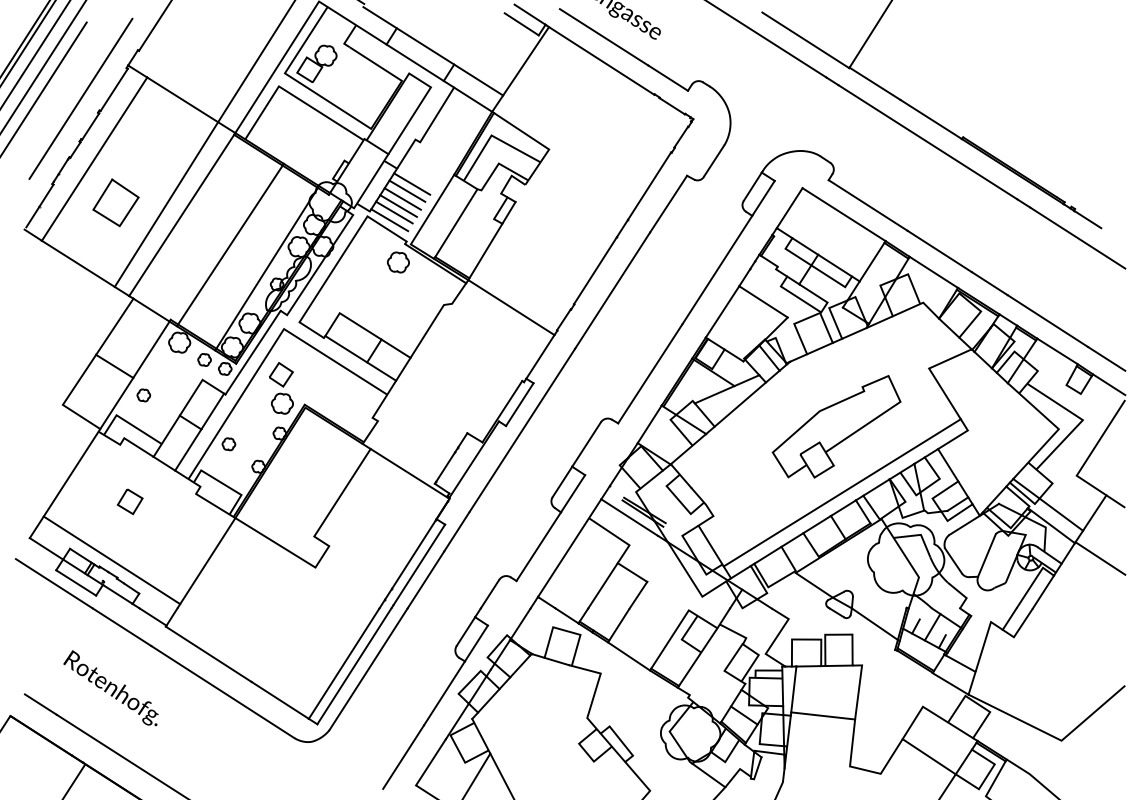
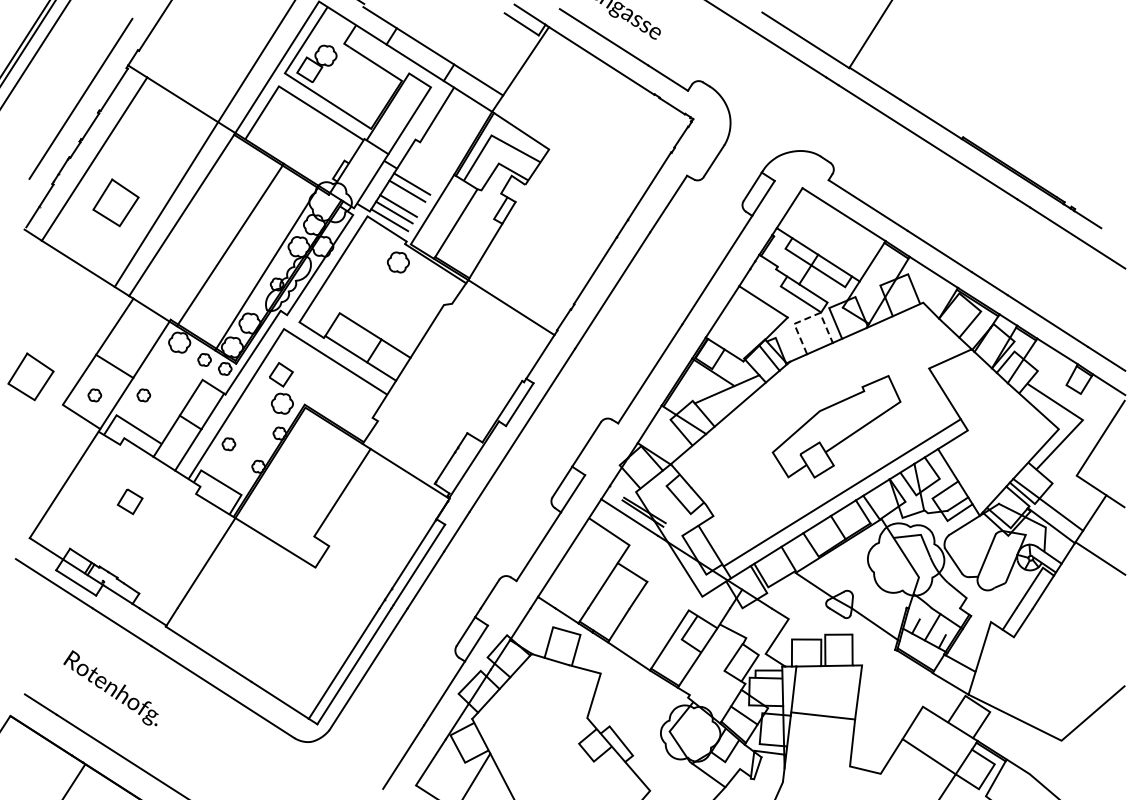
line: present -> none (43, 66)
line: present -> none (44, 87)
line: present -> none (402, 198)
line: solid -> dashed (807, 318)
part: none -> present (30, 376)
part: none -> present (94, 395)
line: present -> none (111, 560)
